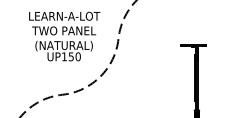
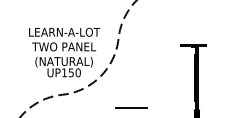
text position: (64, 36) -> (64, 52) (64, 52)
line: none -> present (131, 107)
